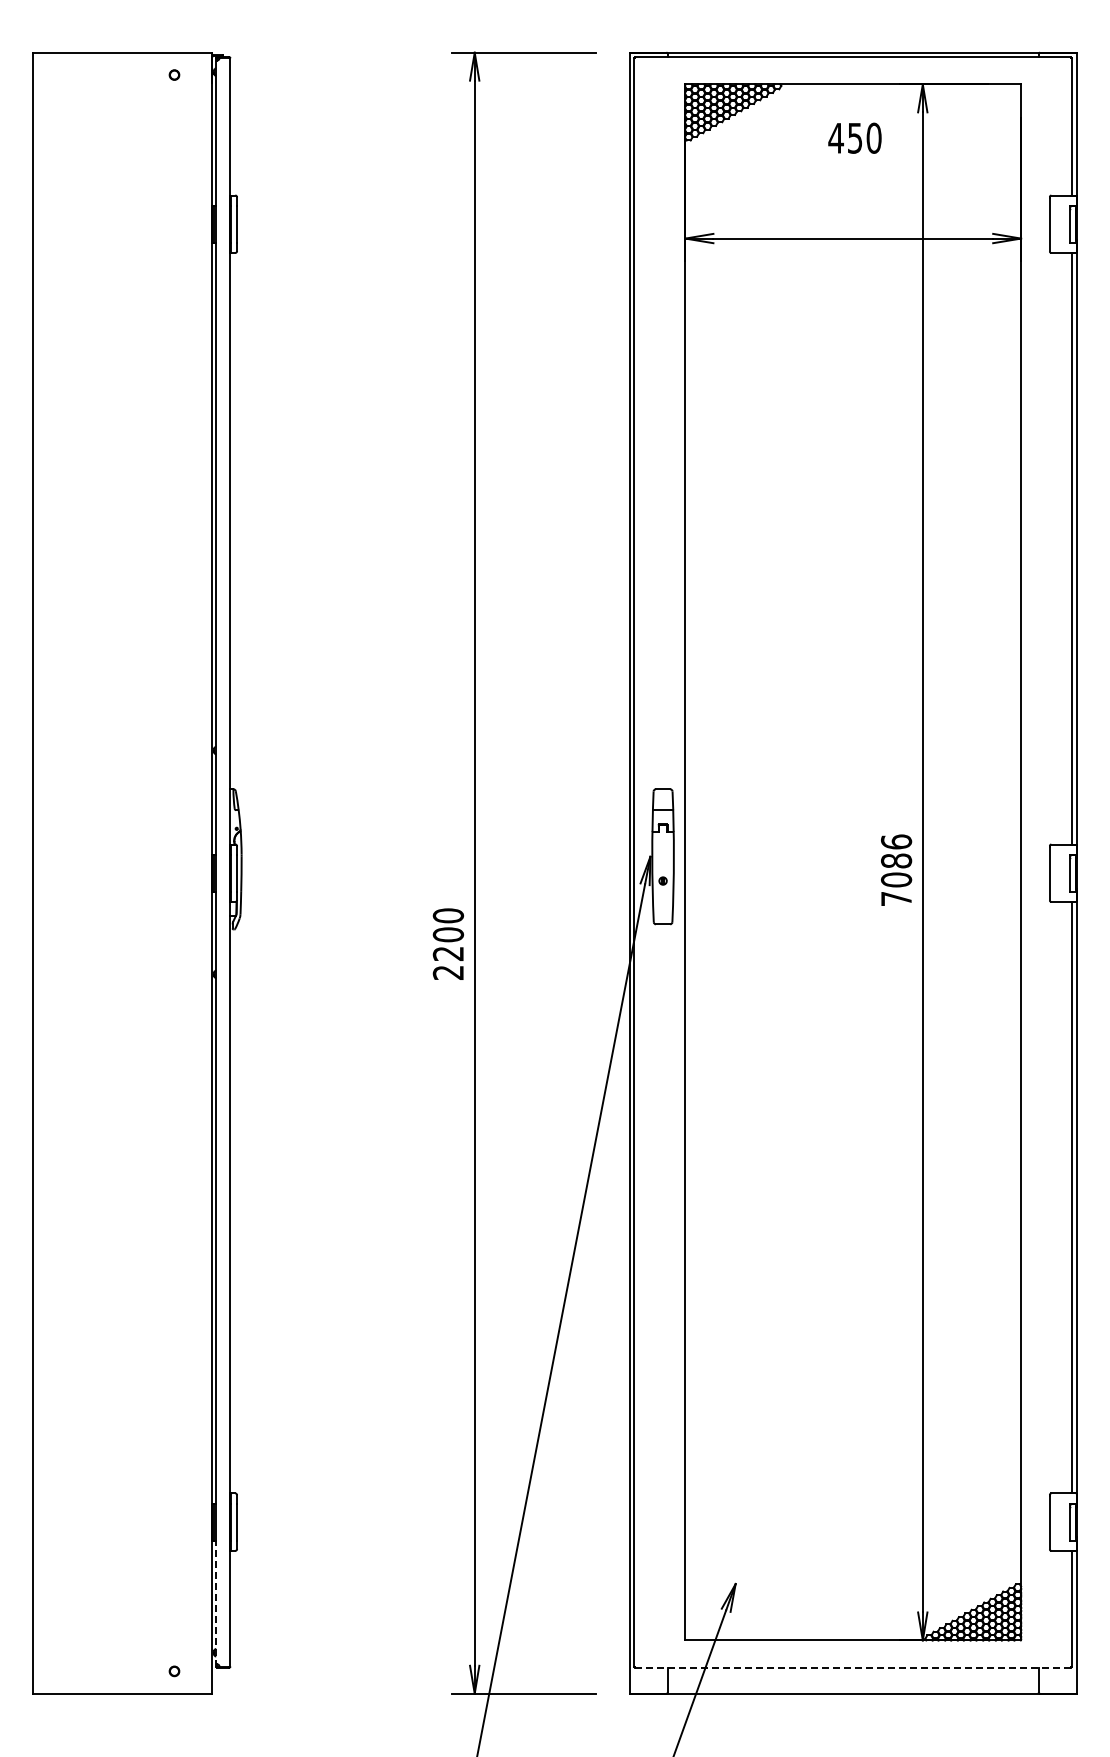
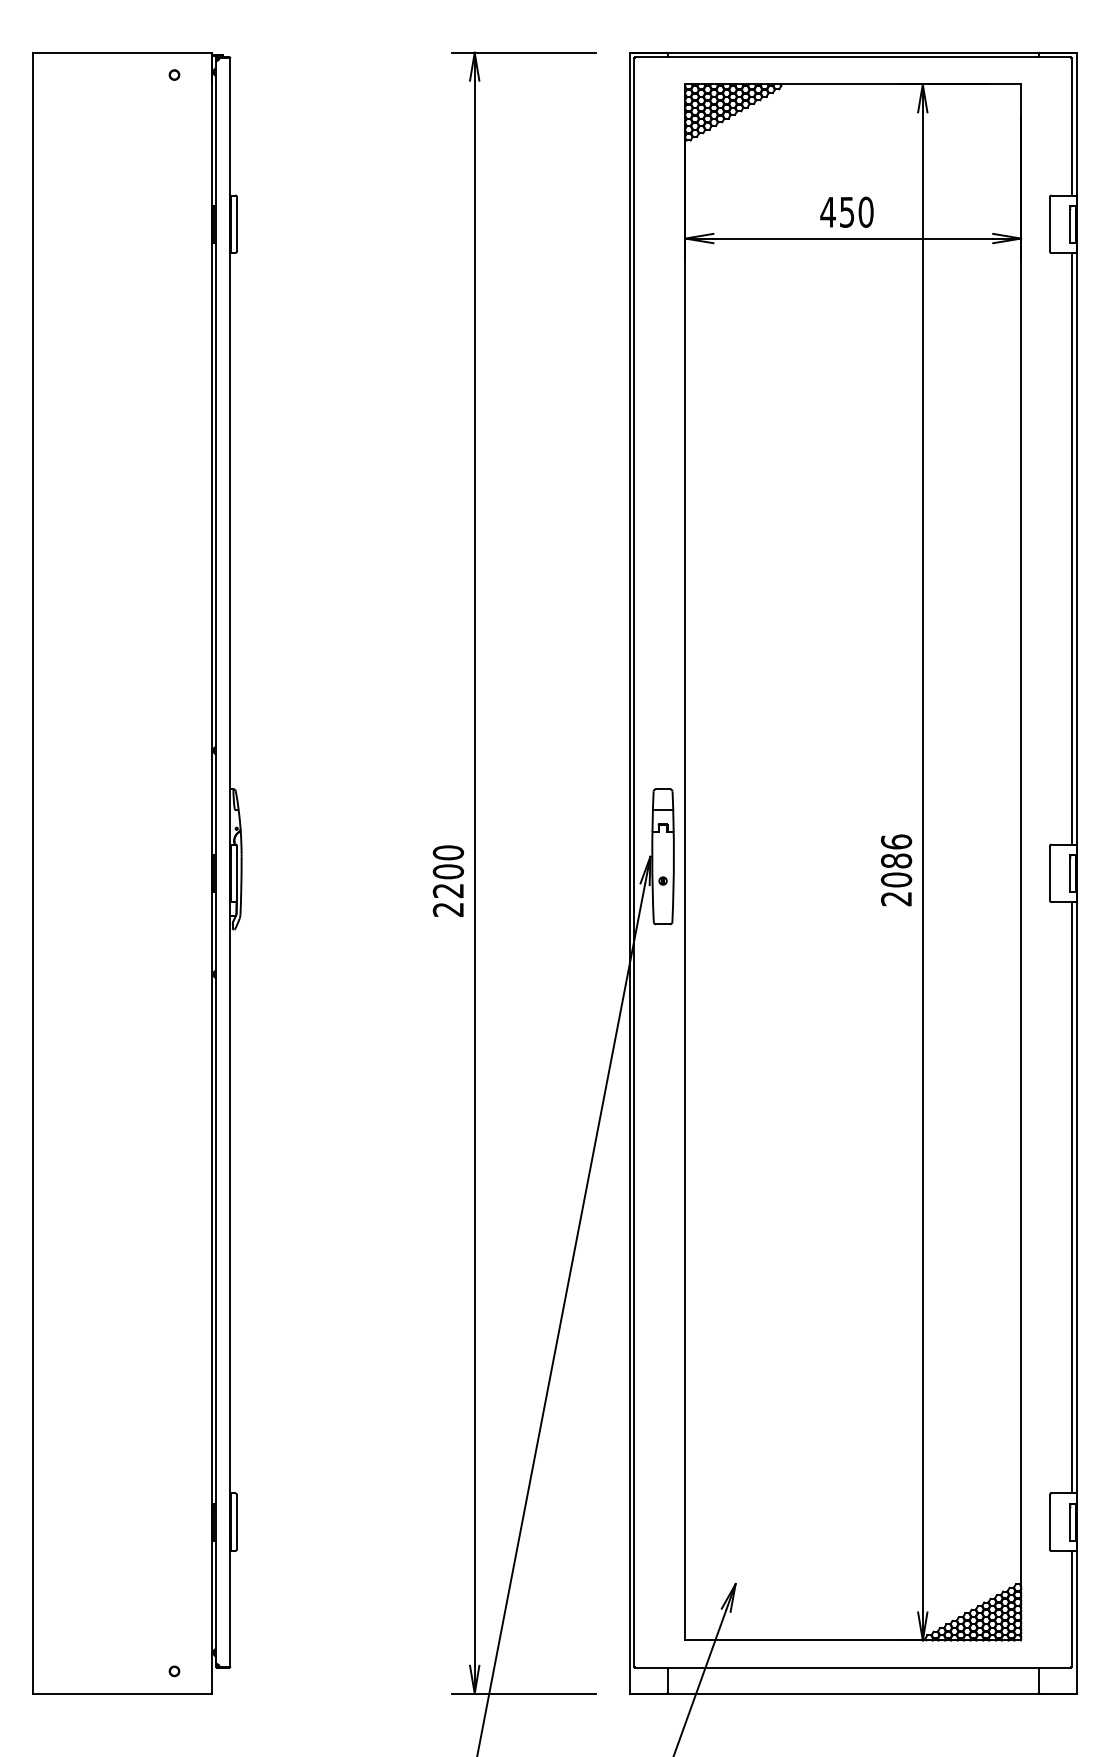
text position: (854, 137) -> (846, 211) (846, 211)
text: 7086 -> 2086 (896, 899)
text position: (447, 943) -> (447, 880) (447, 880)
line: dashed -> solid (216, 1603)
line: dashed -> solid (853, 1667)
